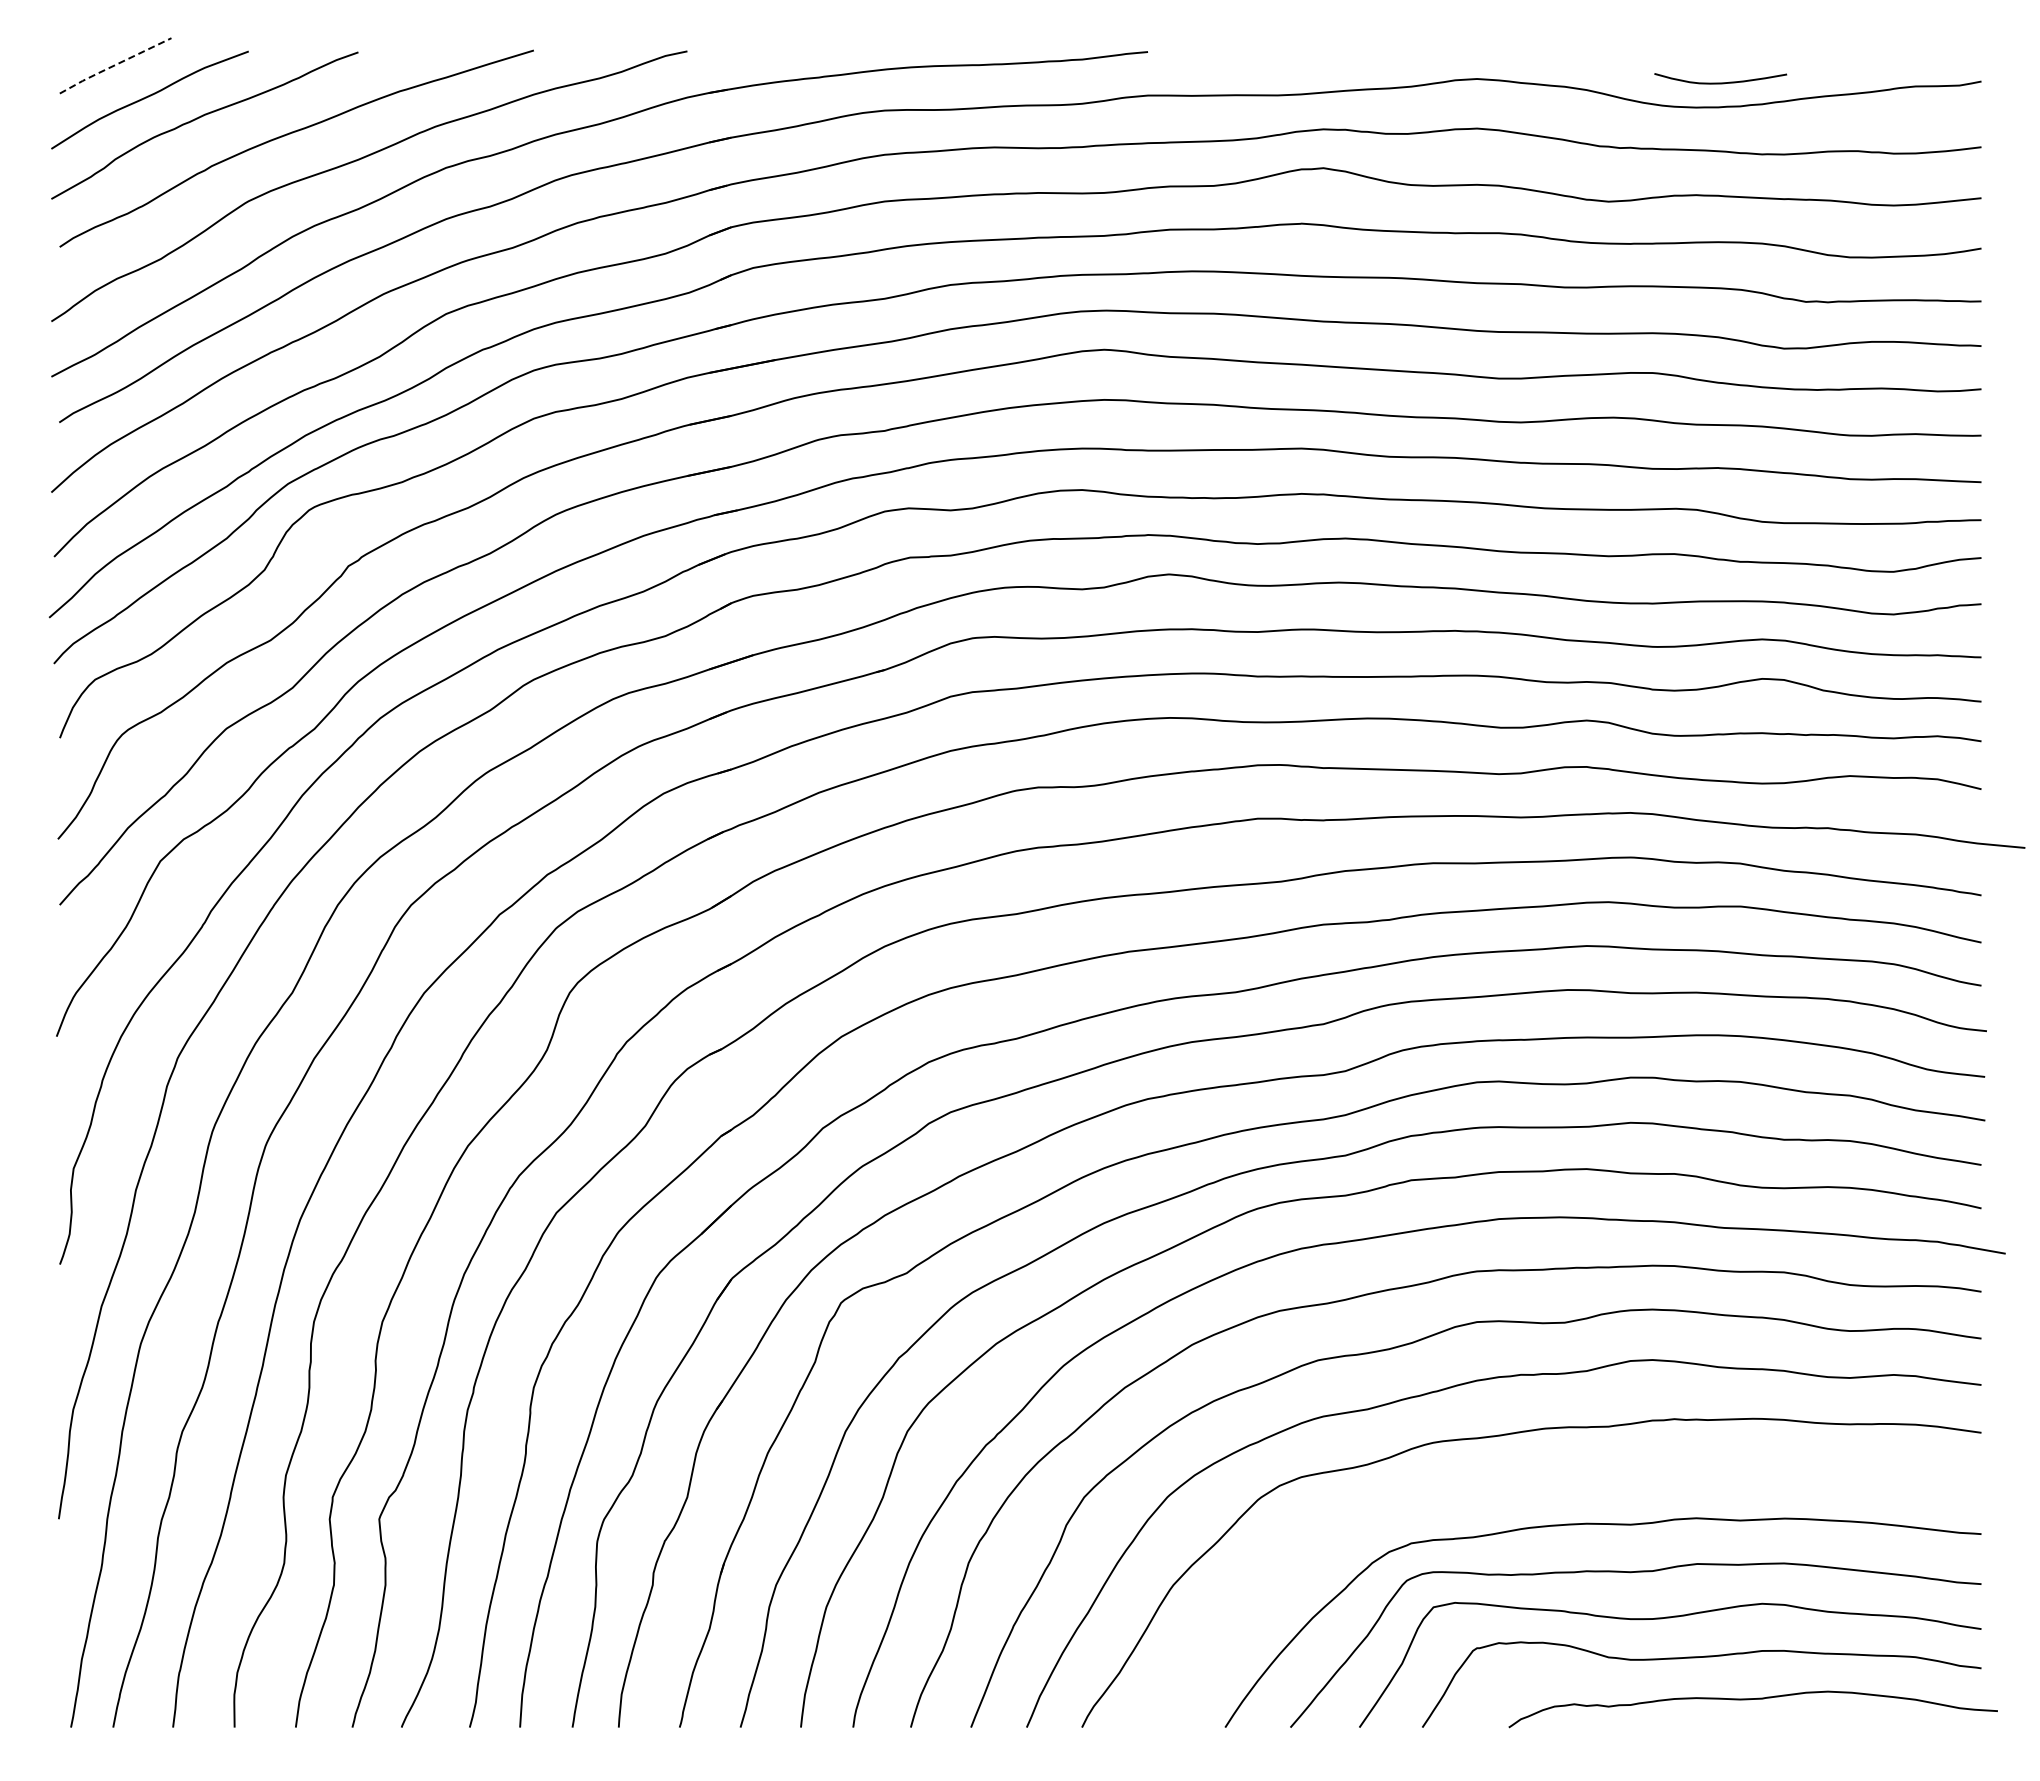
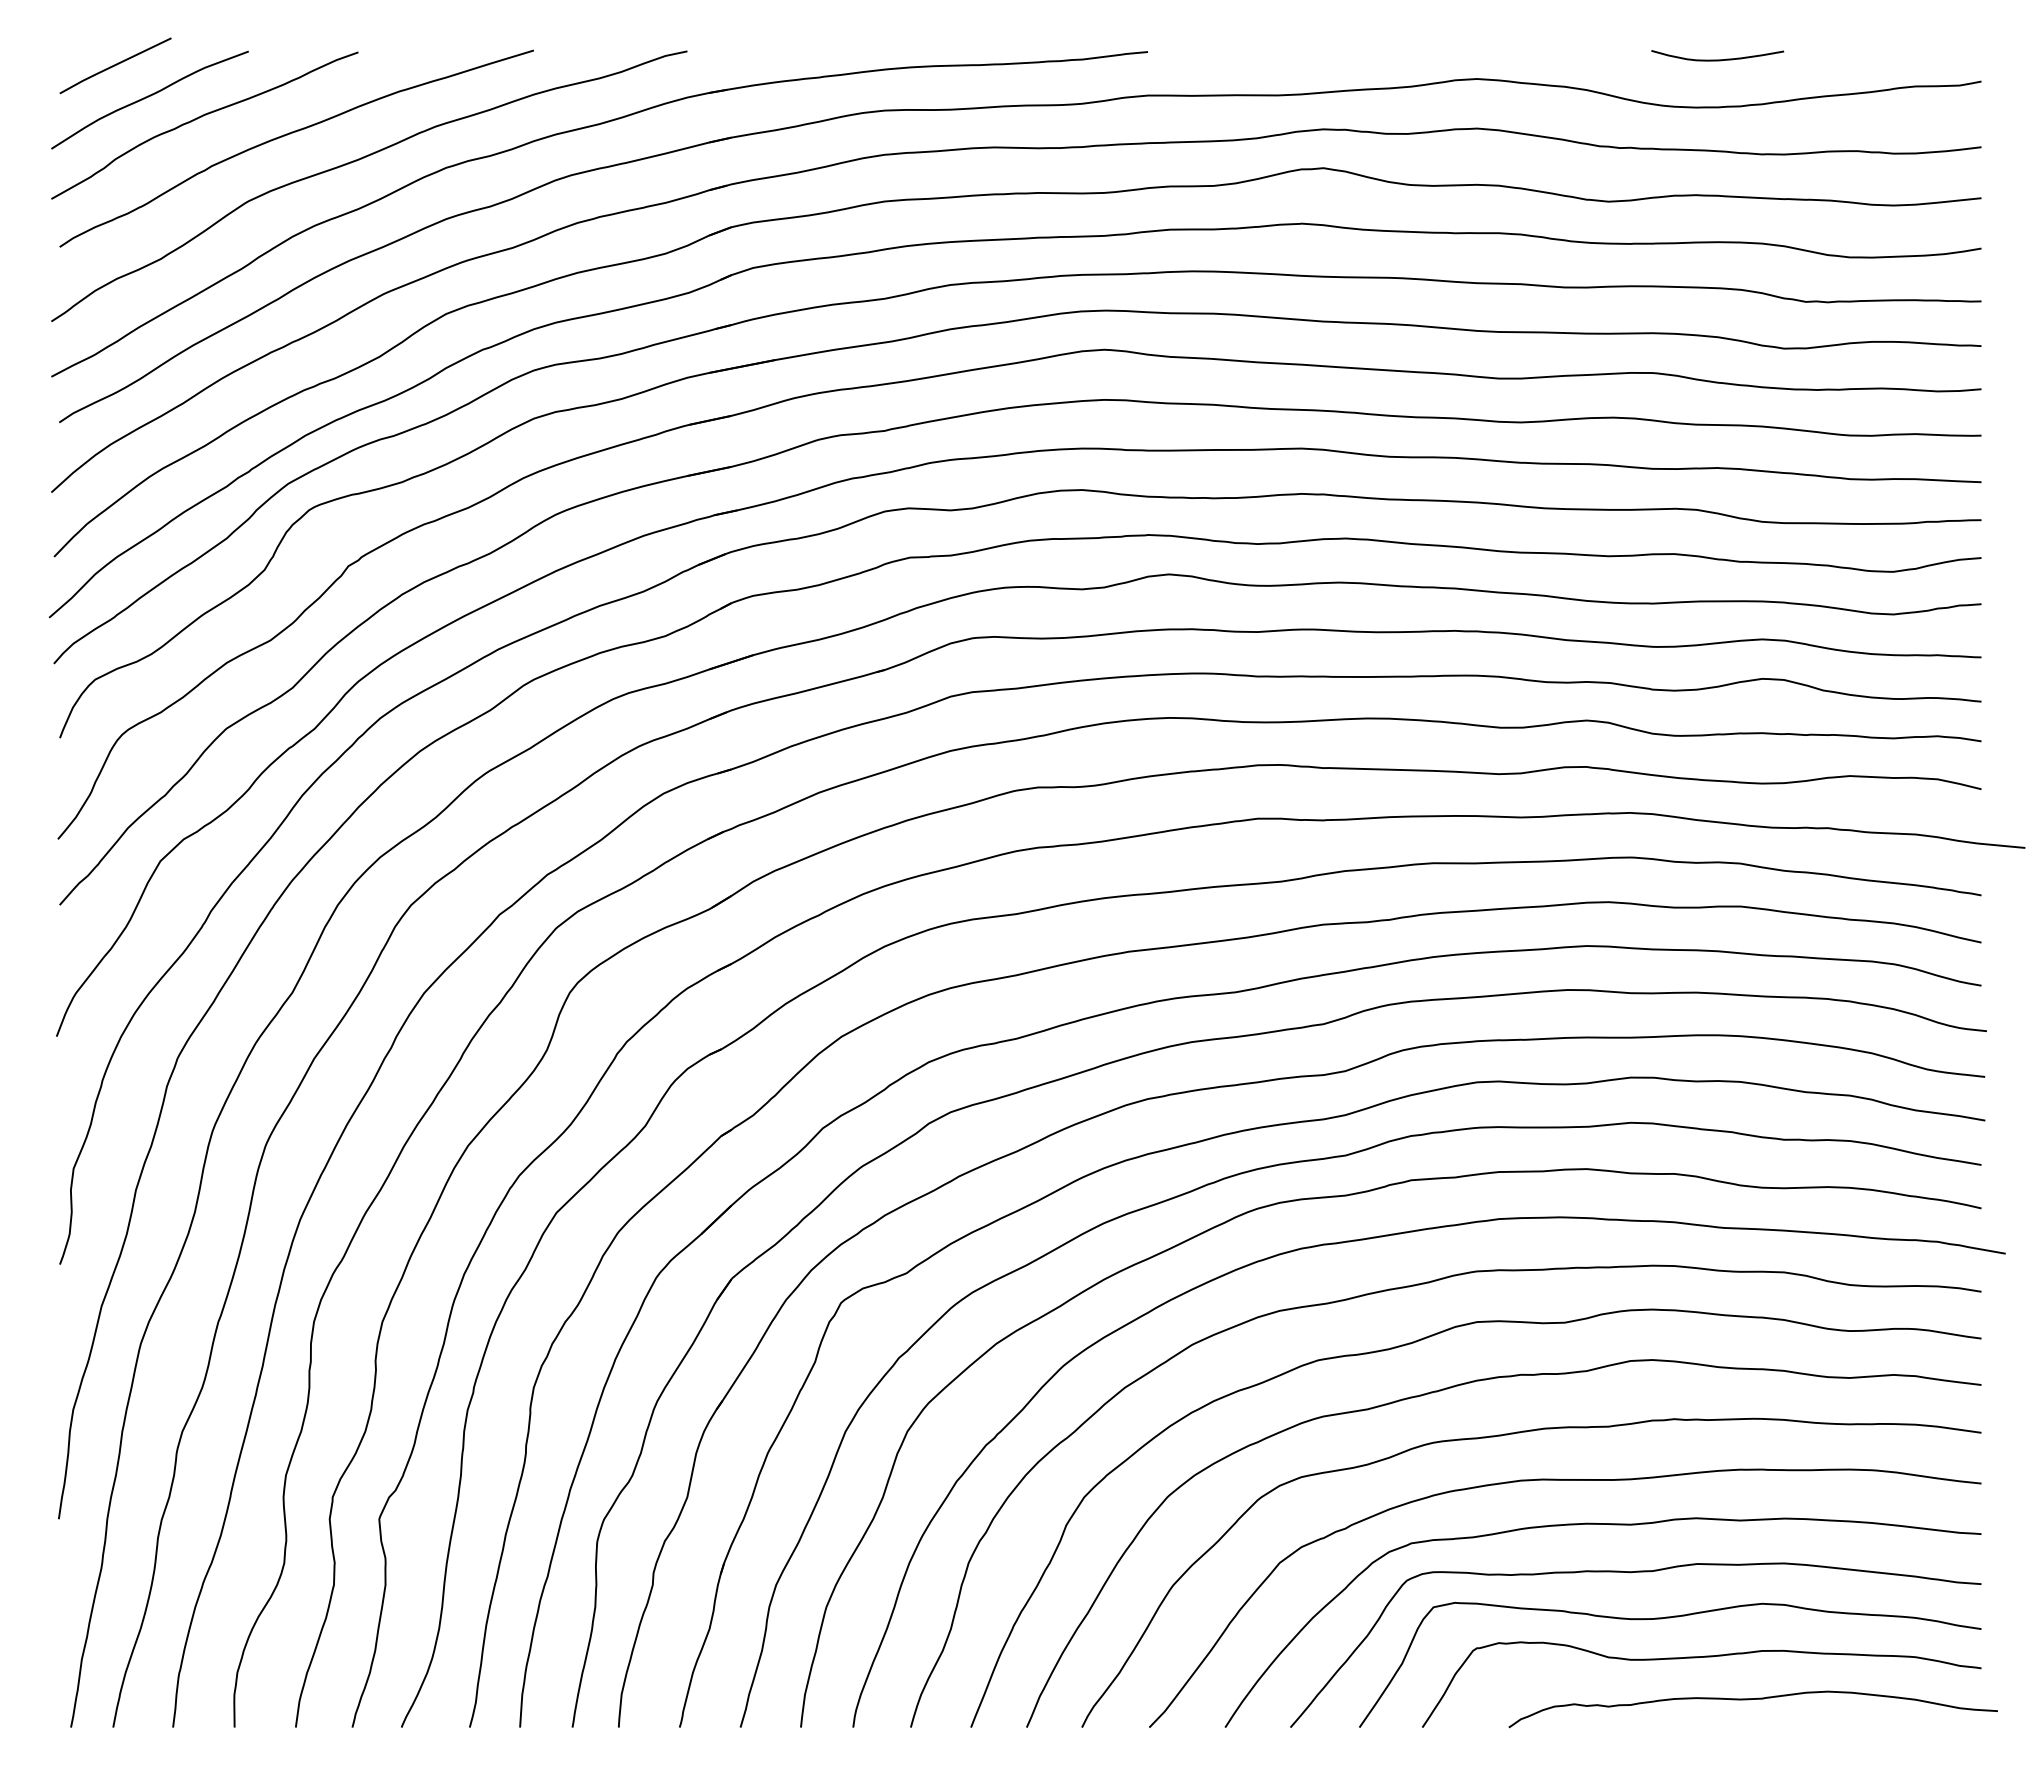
line: dashed -> solid (114, 65)
curve position: (1720, 82) -> (1717, 59) (1717, 59)
curve: none -> present (1565, 1480)
